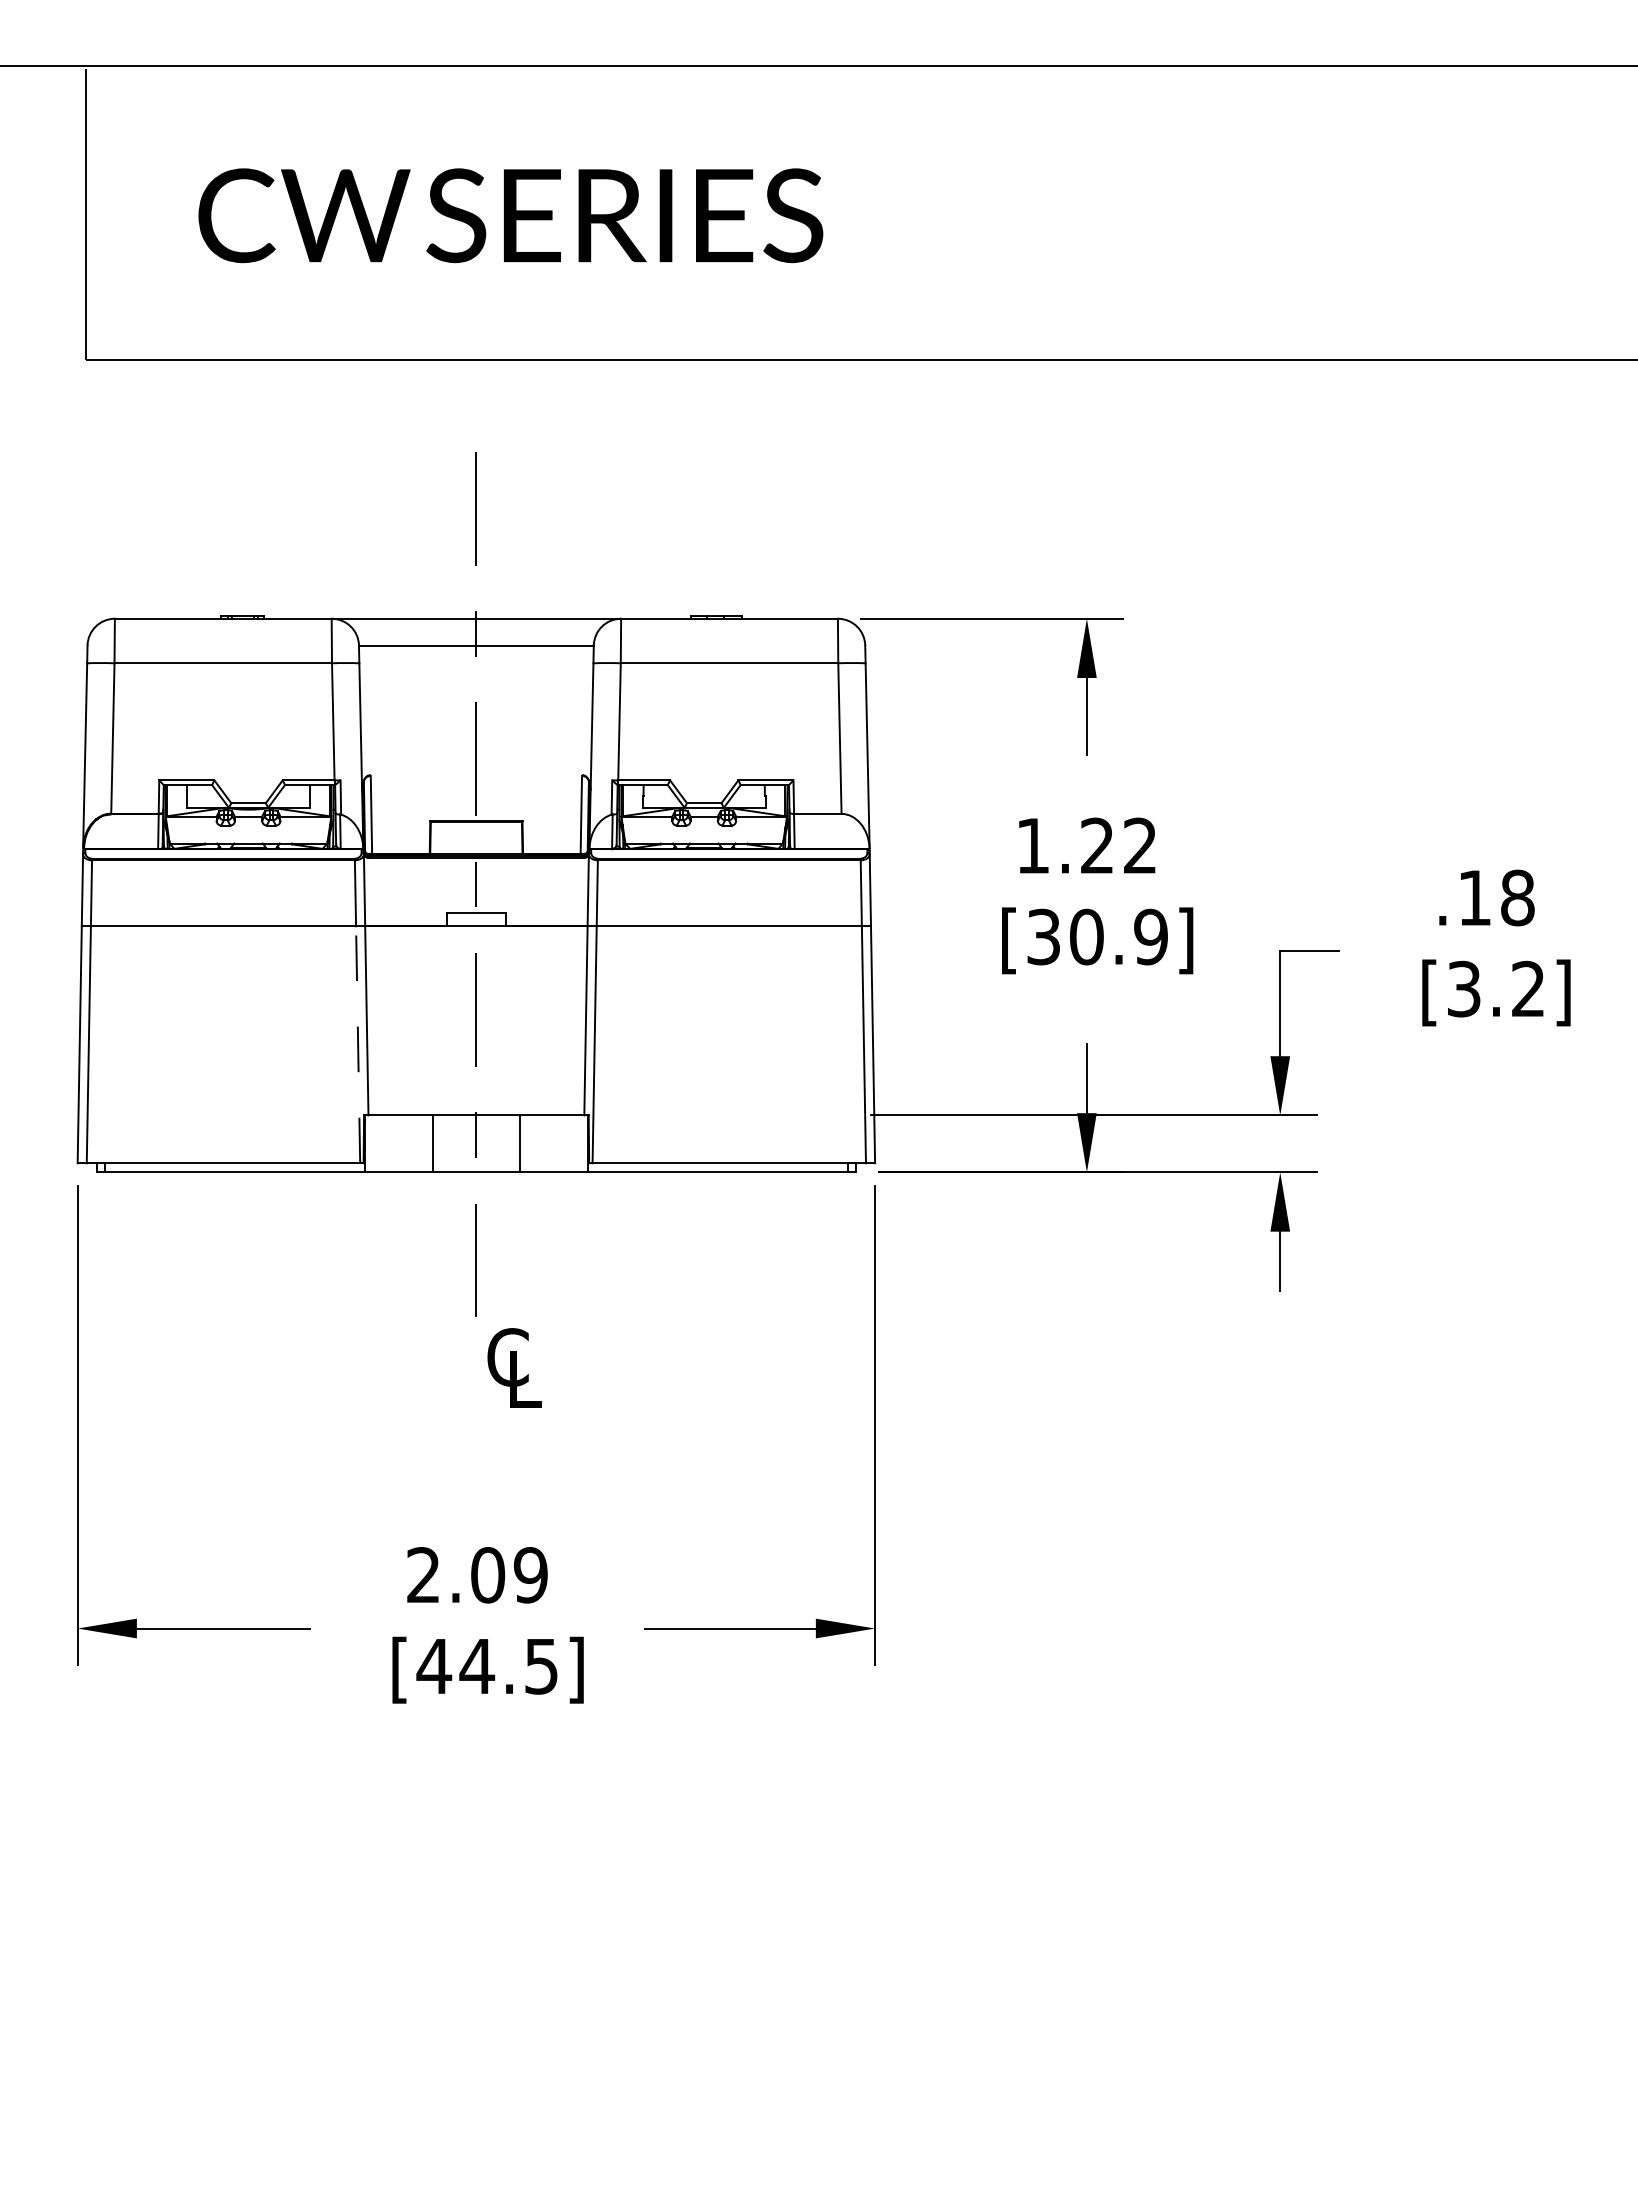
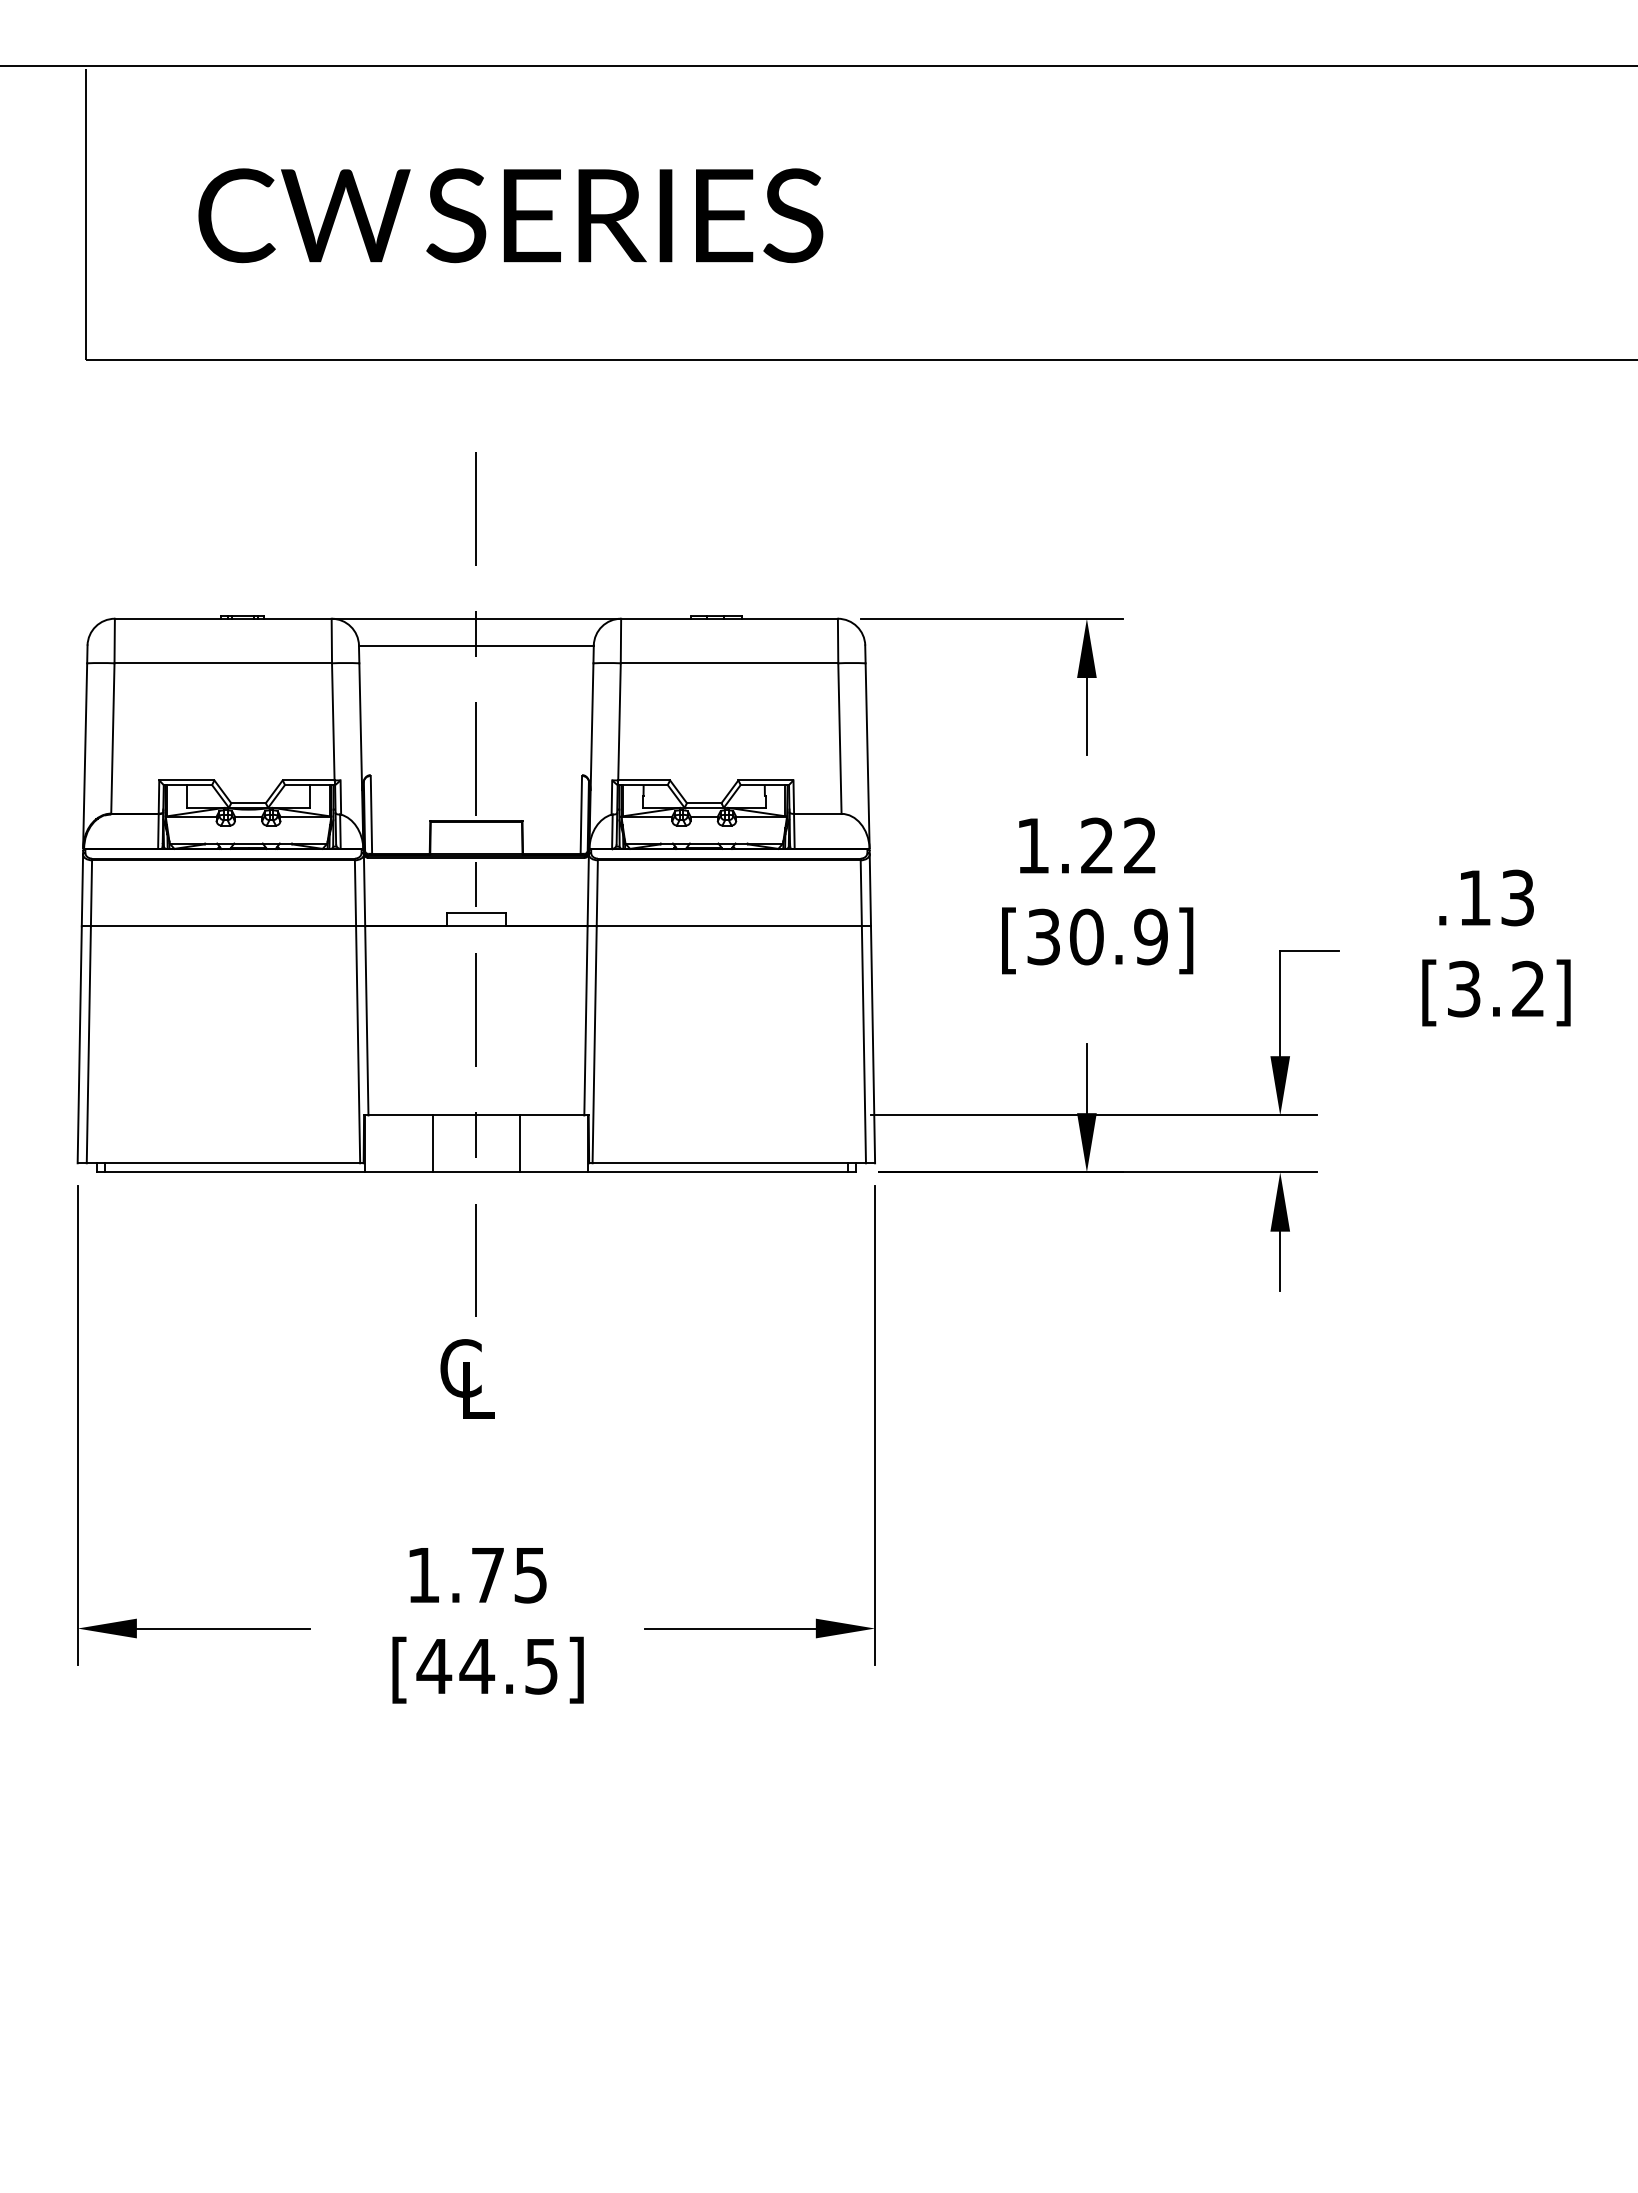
text: .18 -> .13 (1517, 897)
line: dashed -> solid (358, 1044)
text position: (514, 1367) -> (467, 1378) (467, 1378)
text: 2.09 -> 1.75 (477, 1575)
